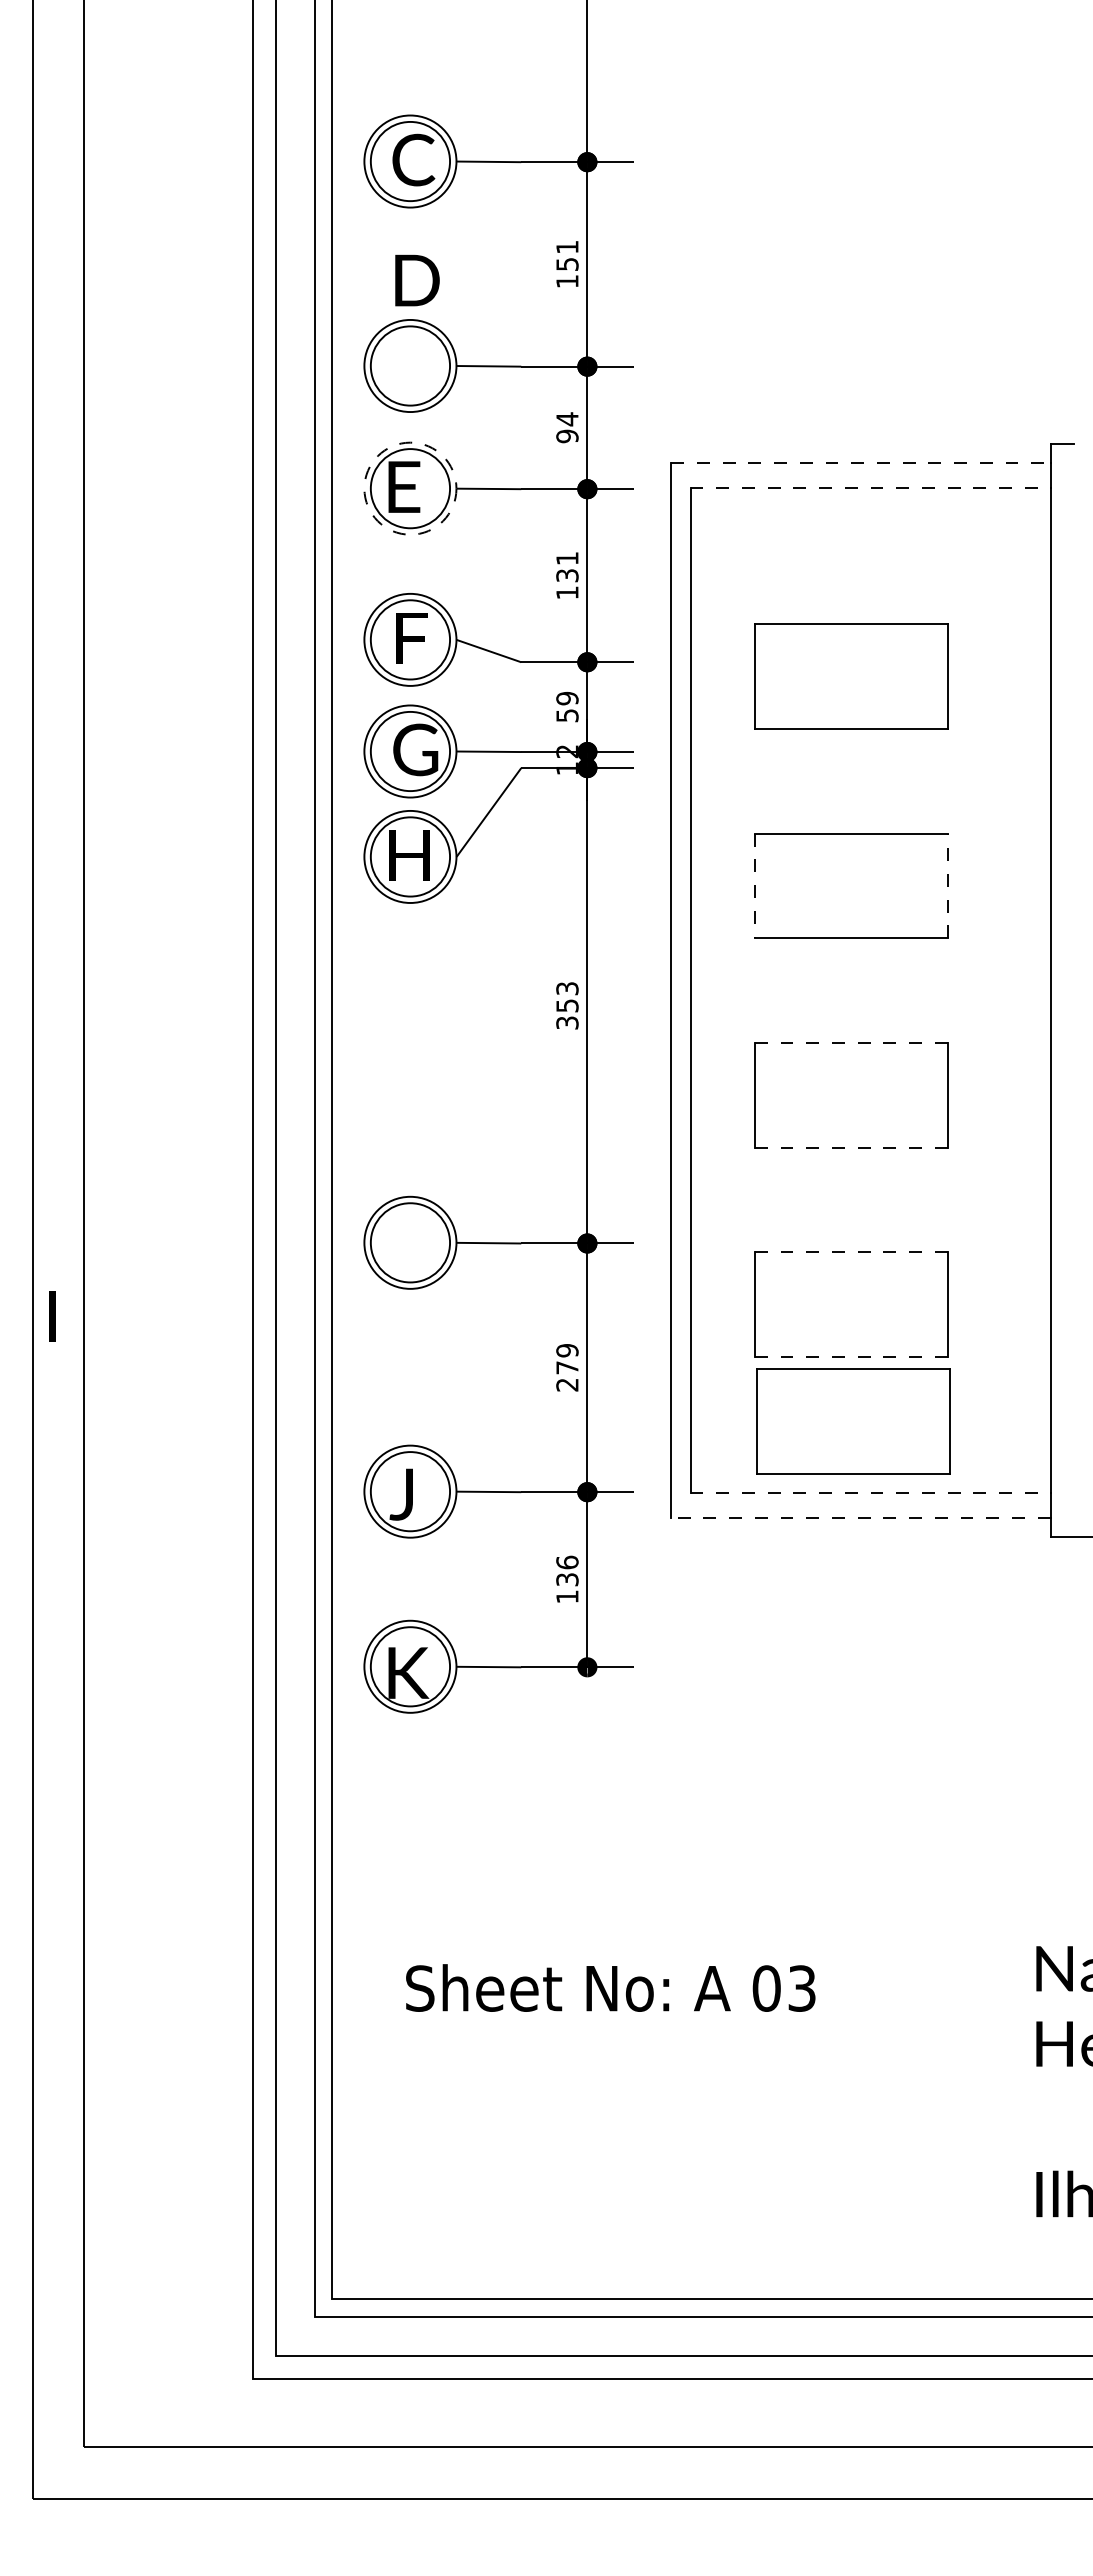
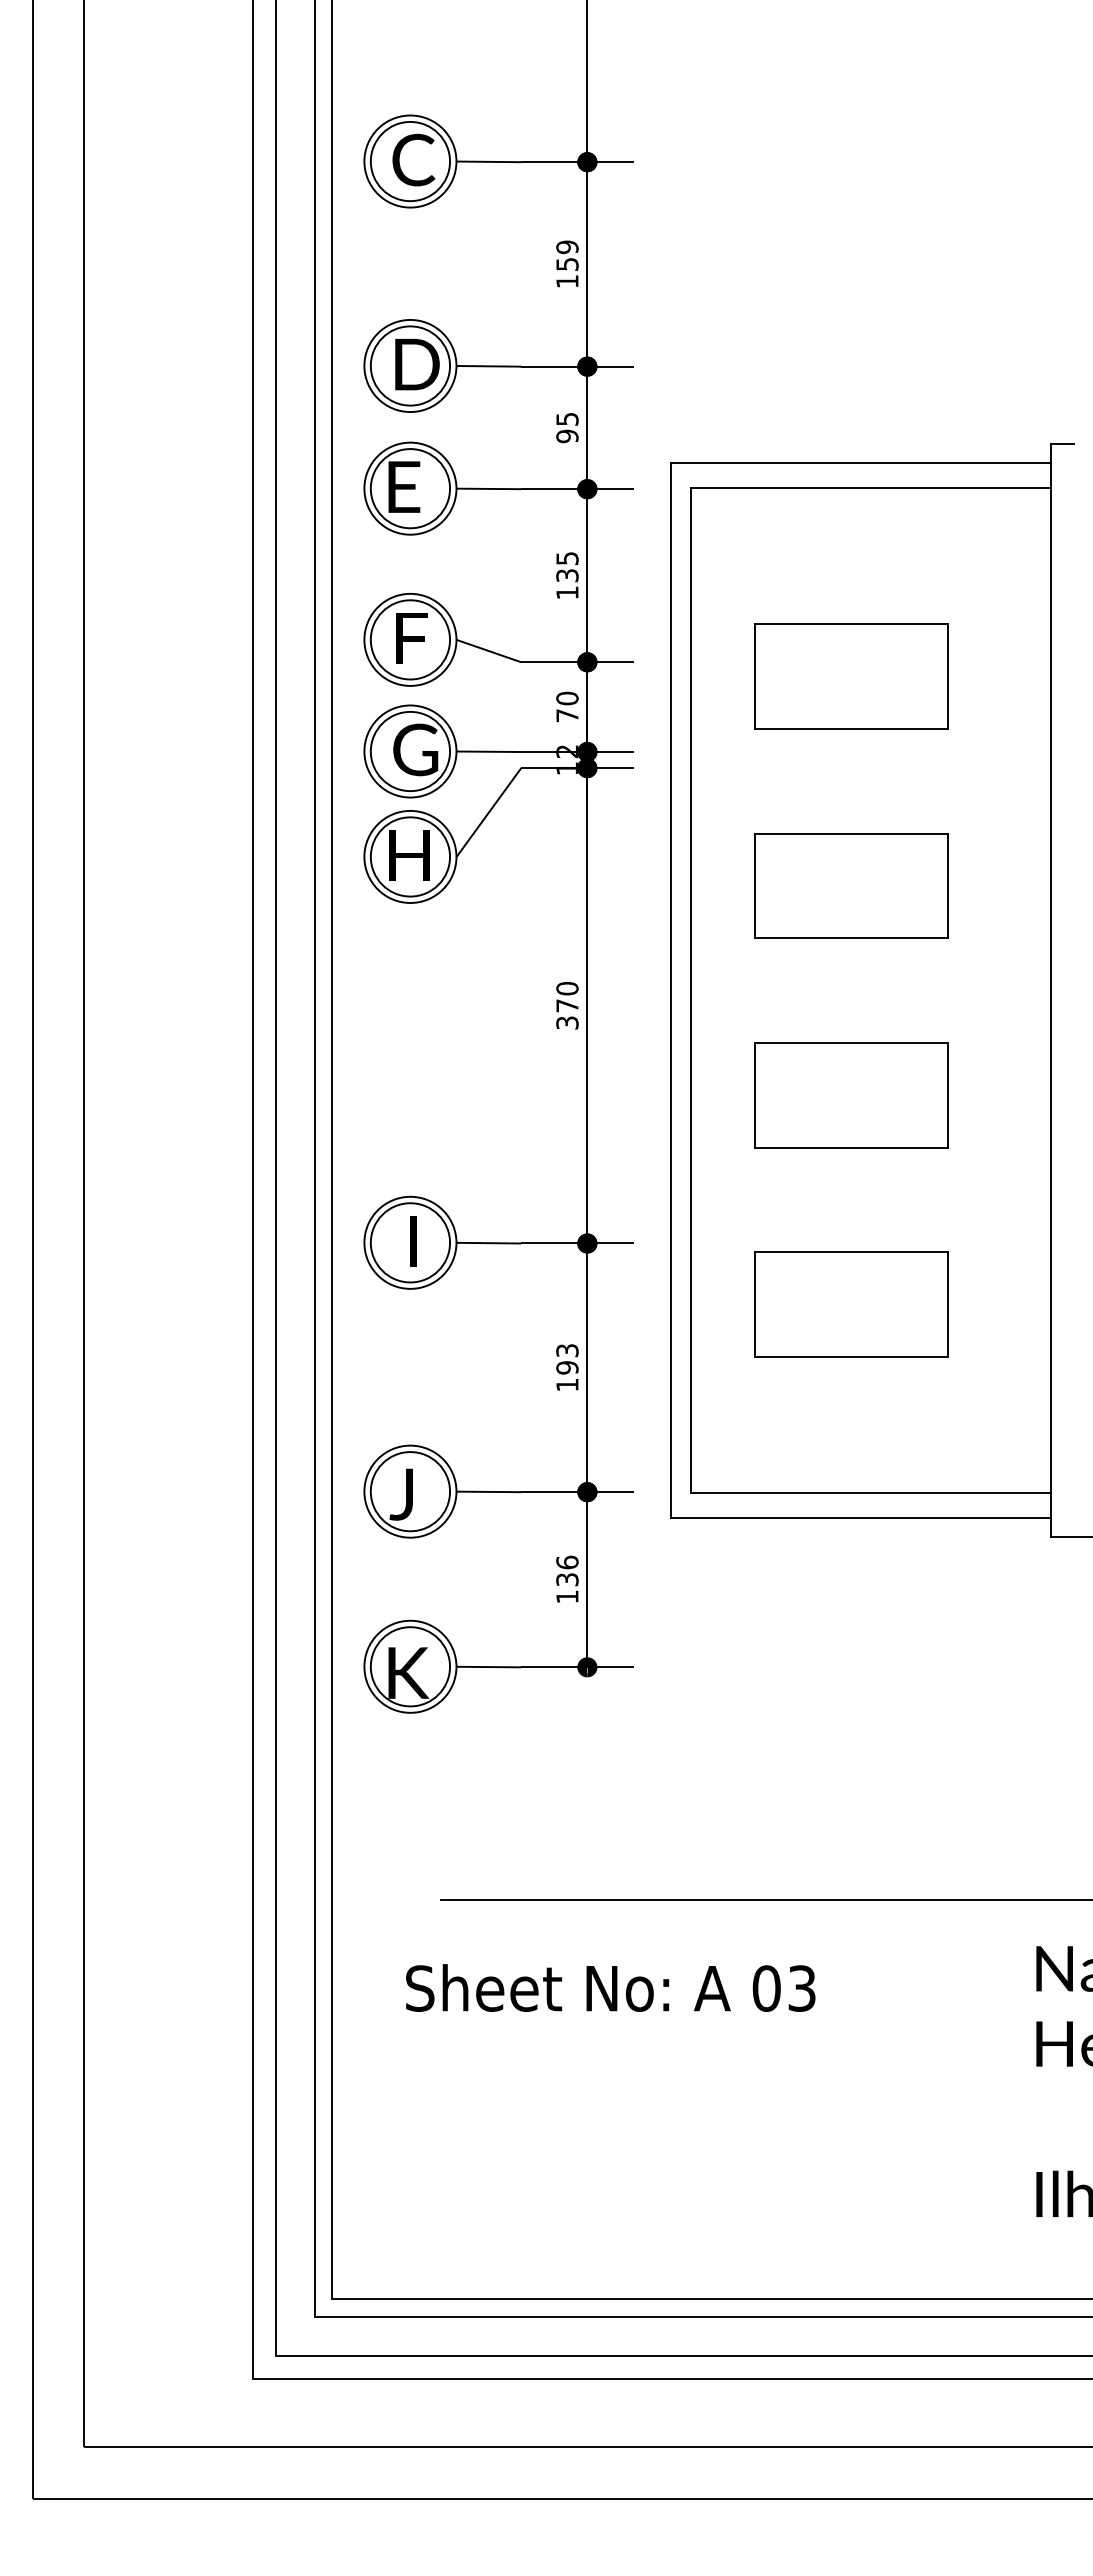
text: 151 -> 159 (567, 247)
text position: (417, 280) -> (417, 364) (417, 364)
text: 94 -> 95 (567, 419)
line: dashed -> solid (860, 463)
circle: dashed -> solid (410, 488)
line: dashed -> solid (871, 488)
text: 131 -> 135 (567, 558)
text: 59 -> 70 (567, 706)
line: dashed -> solid (947, 885)
line: dashed -> solid (754, 886)
text: 353 -> 370 (567, 997)
line: dashed -> solid (850, 1042)
line: dashed -> solid (850, 1147)
line: dashed -> solid (850, 1252)
text position: (52, 1316) -> (413, 1241) (413, 1241)
line: dashed -> solid (850, 1356)
text: 279 -> 193 (567, 1367)
part: present -> none (853, 1421)
line: dashed -> solid (871, 1492)
line: dashed -> solid (860, 1517)
line: none -> present (765, 1900)
